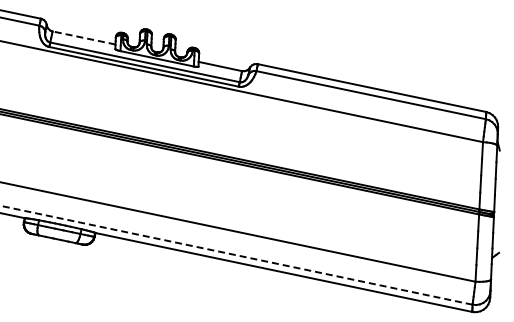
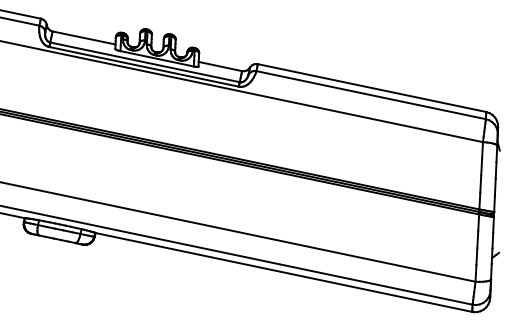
line: dashed -> solid (83, 37)
line: dashed -> solid (235, 255)
